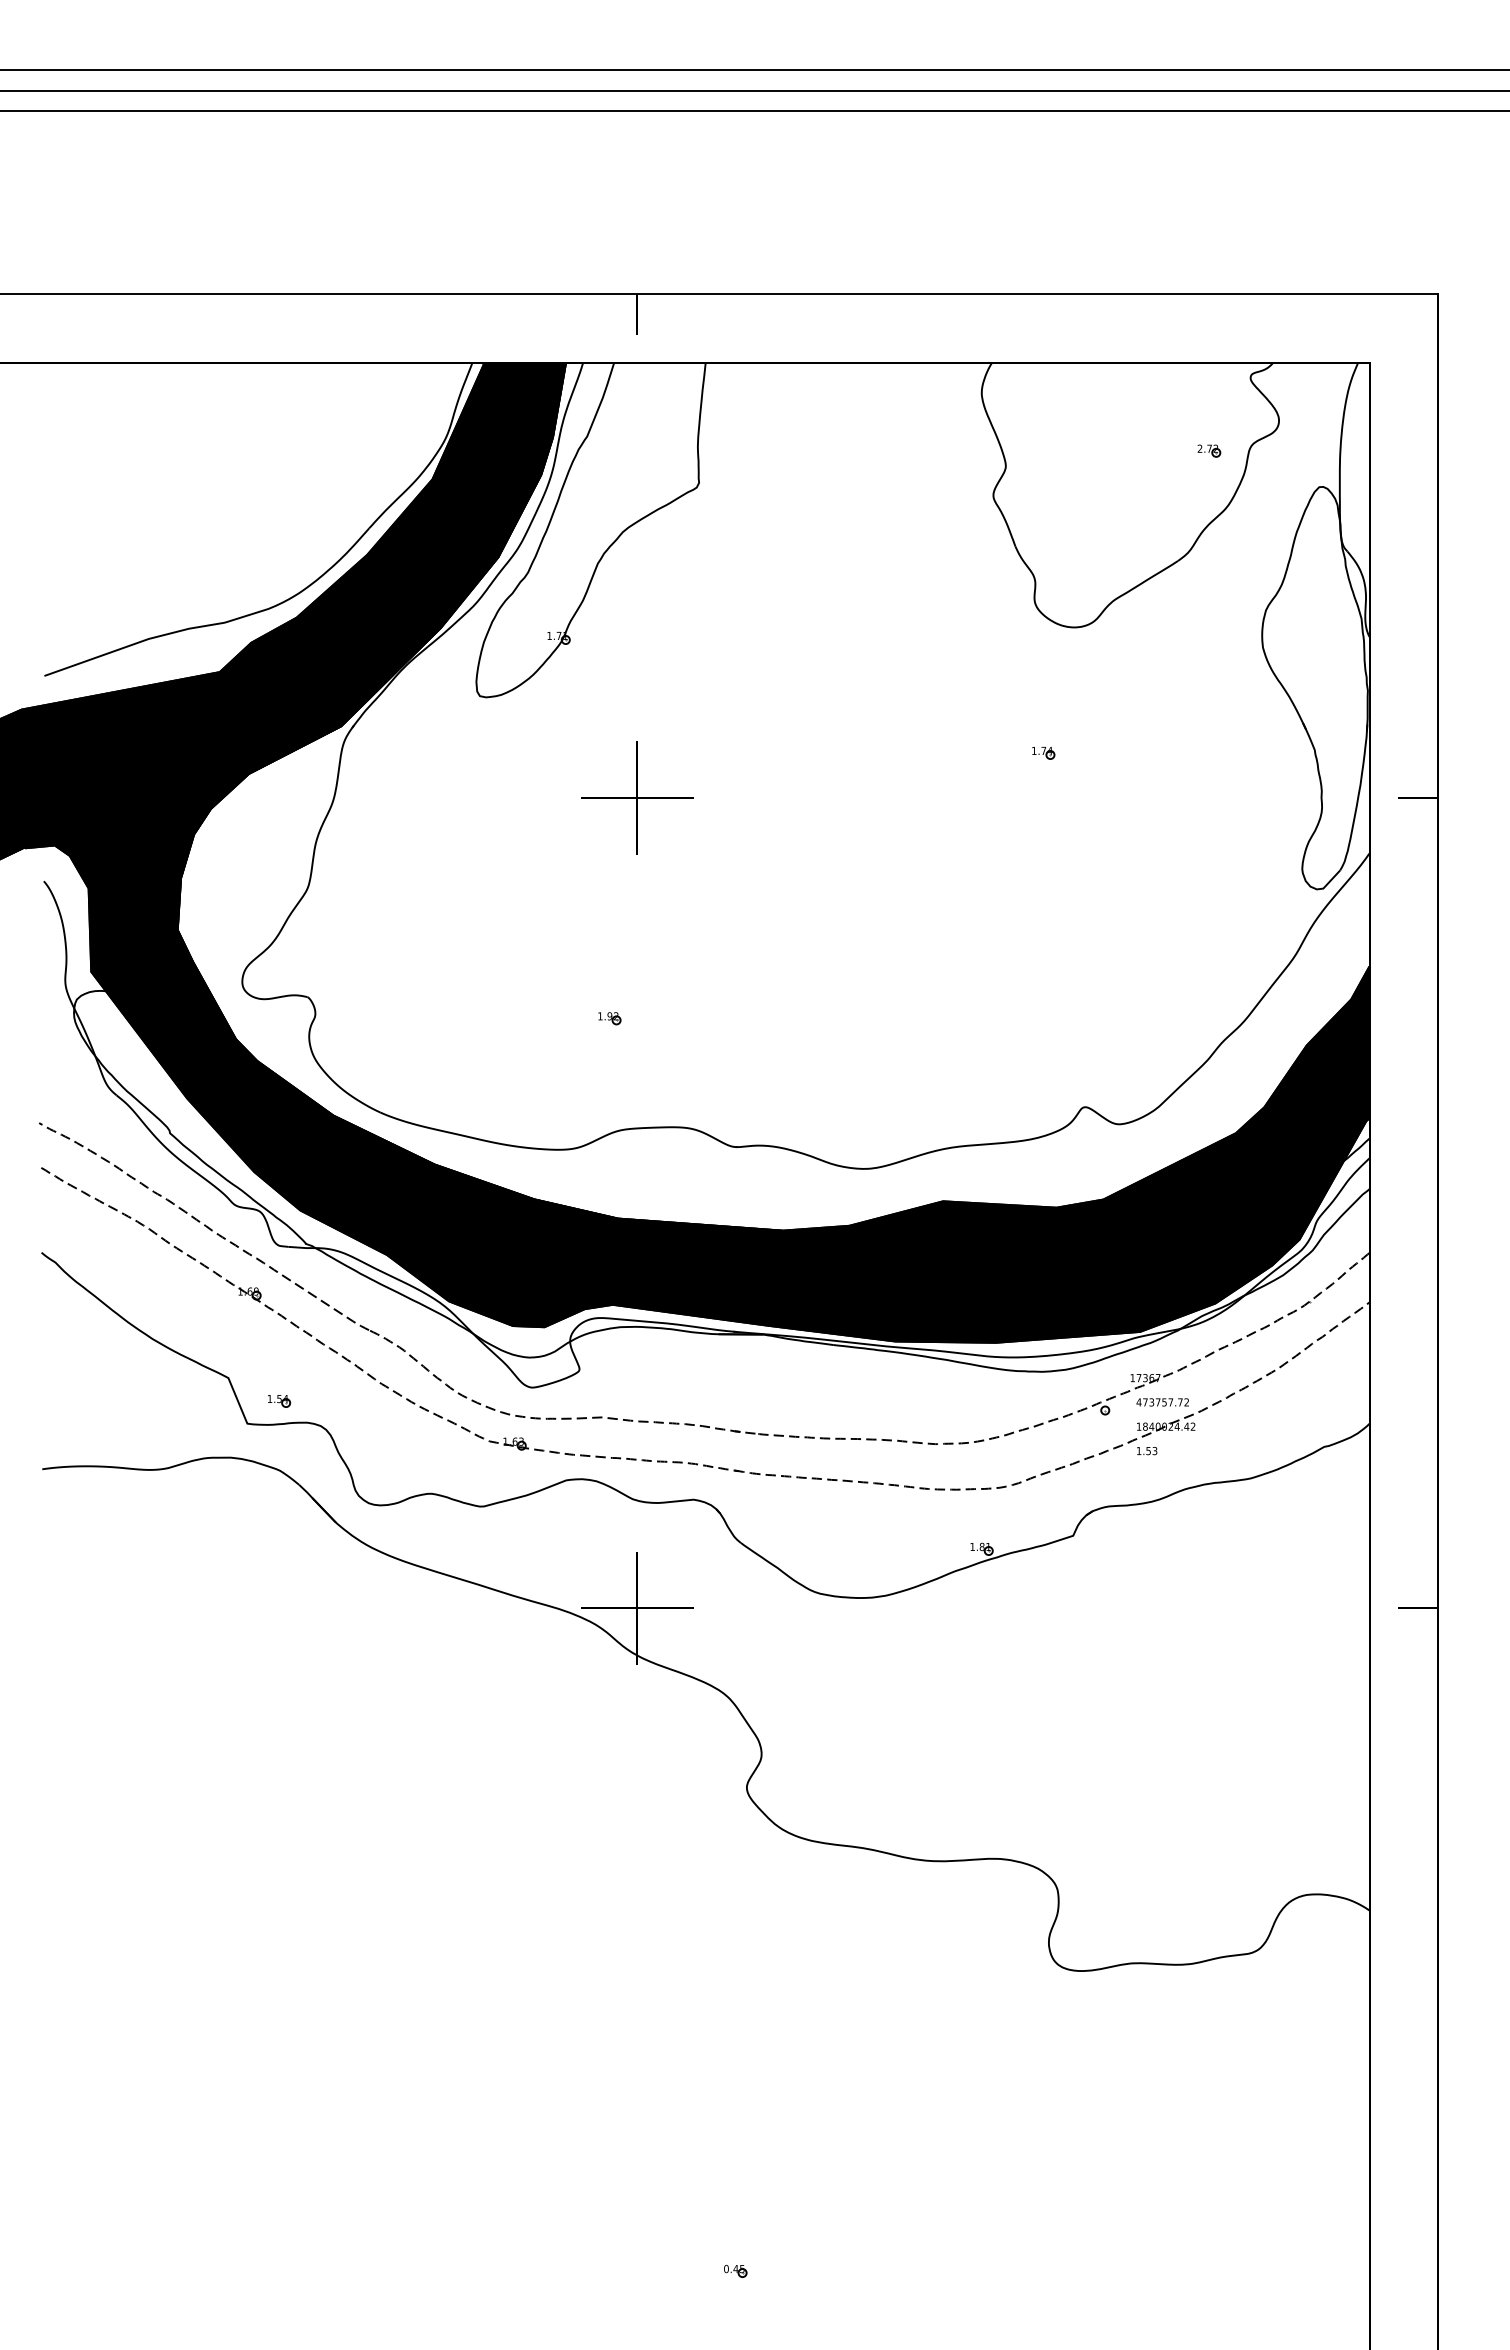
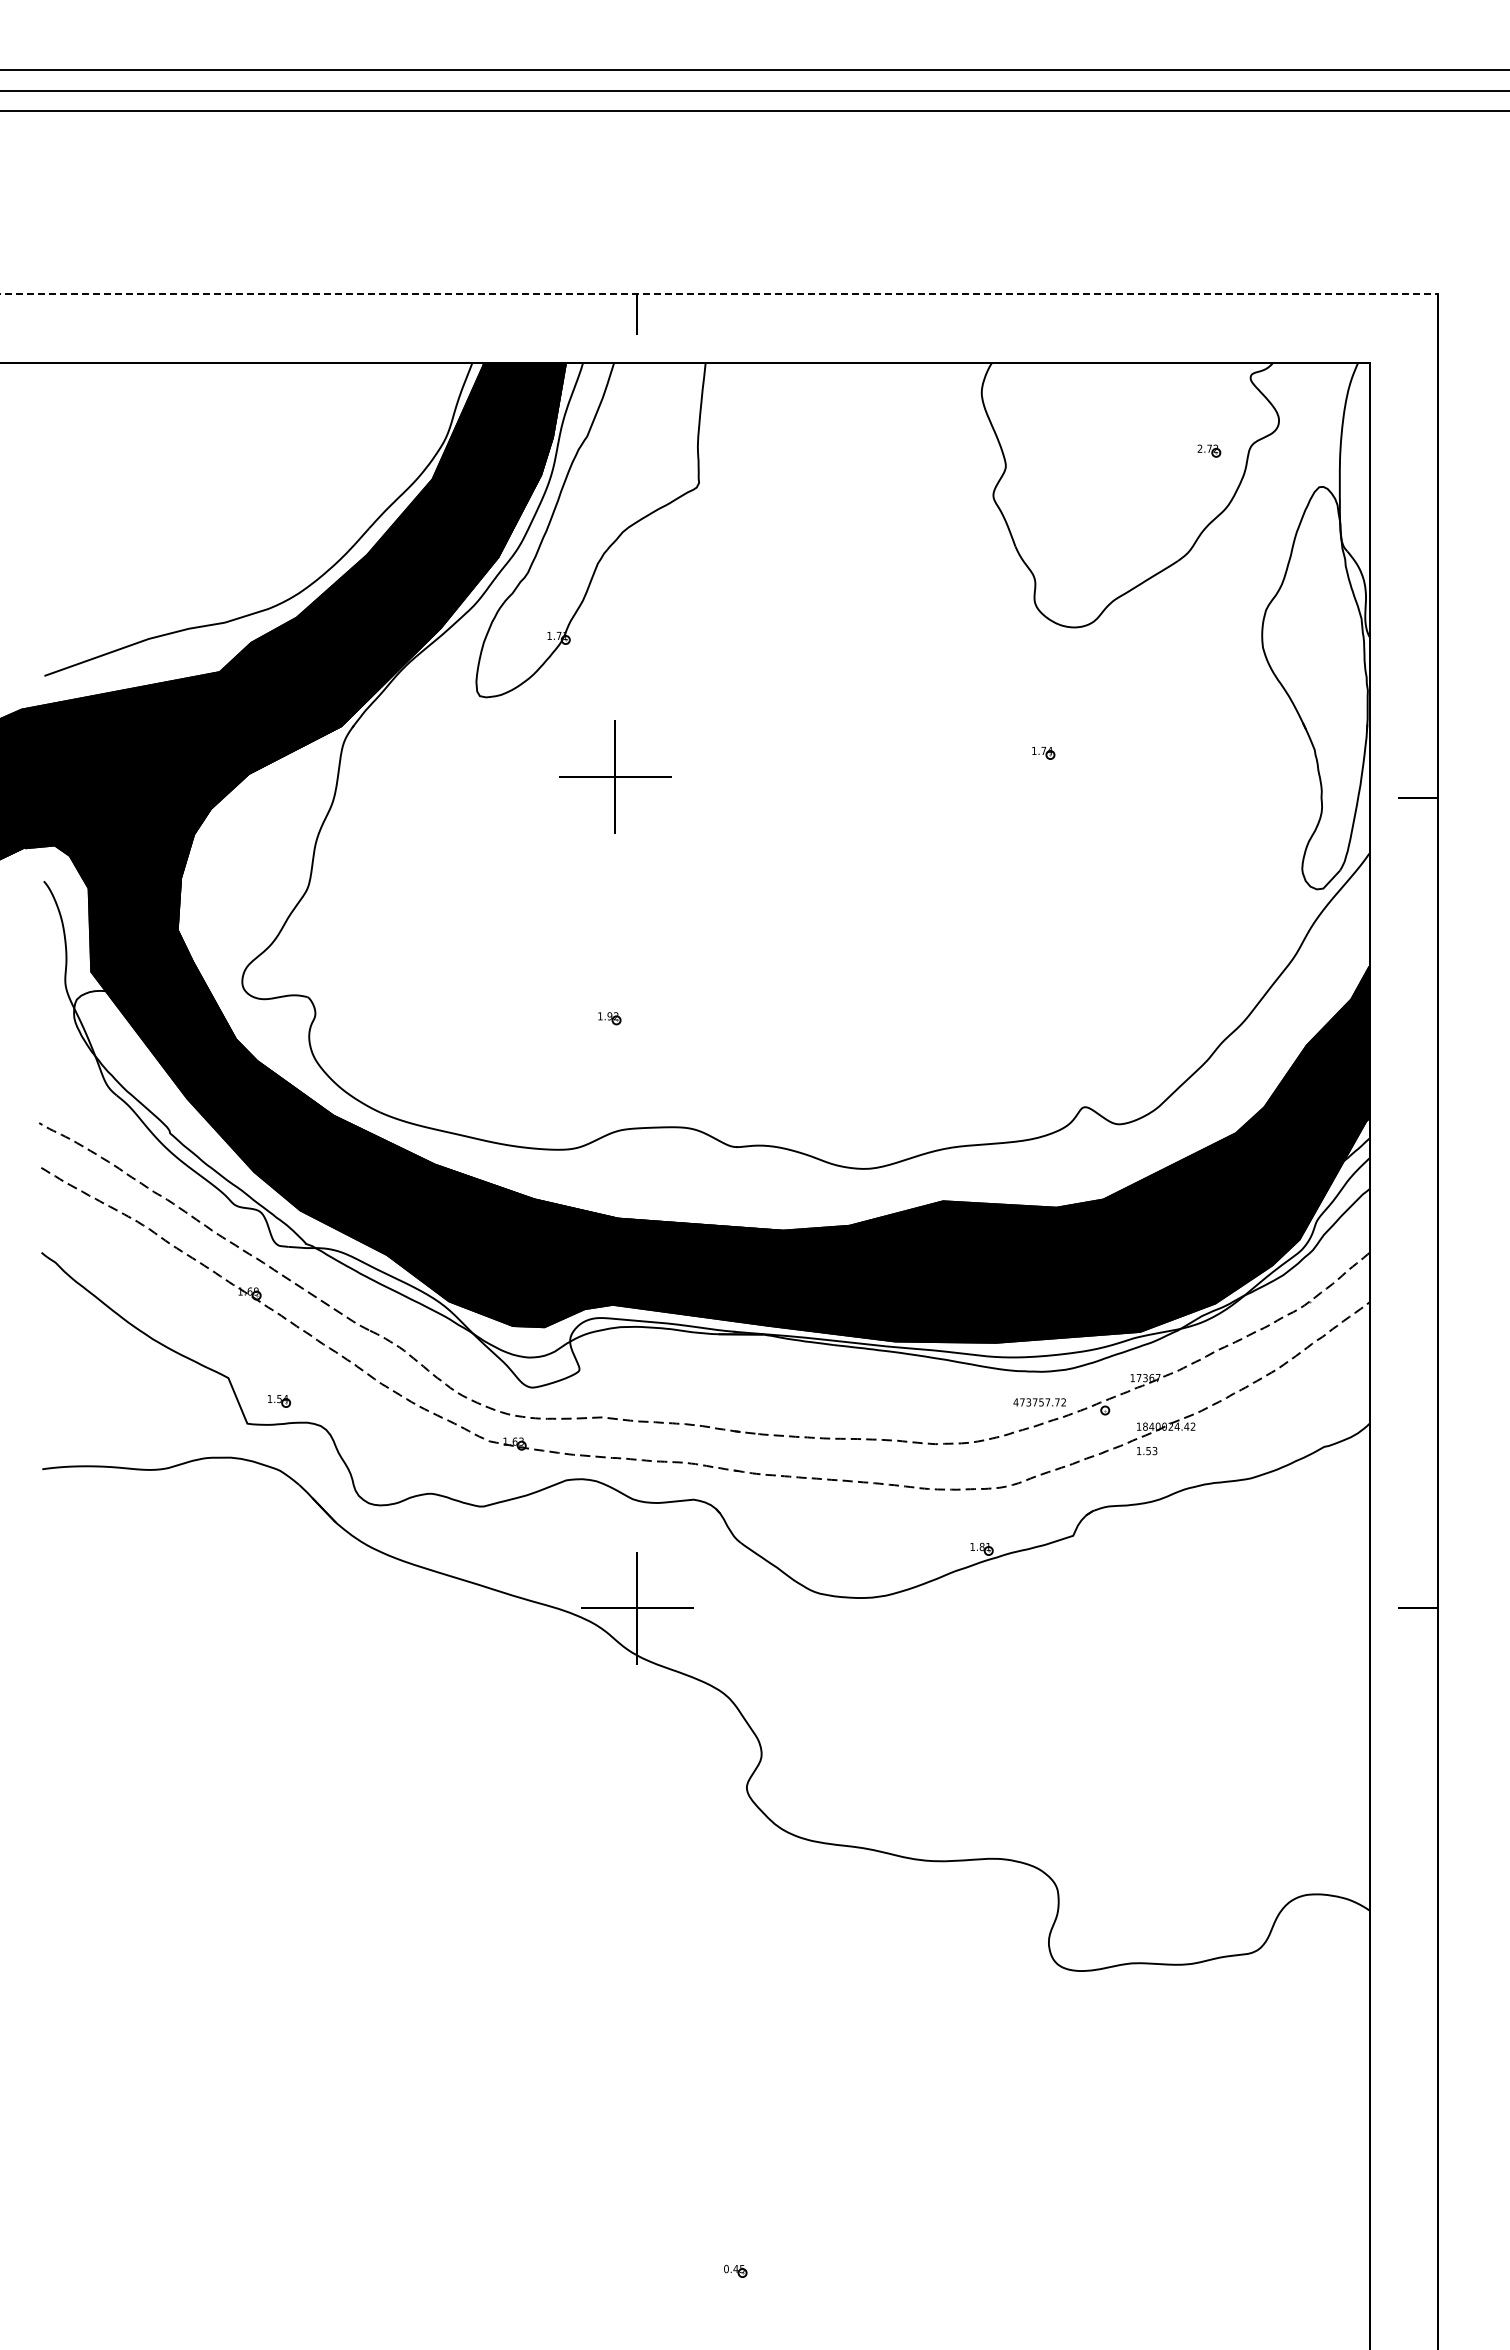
line: solid -> dashed (720, 294)
part position: (637, 797) -> (615, 776) (615, 776)
text position: (1162, 1402) -> (1039, 1402) (1039, 1402)
